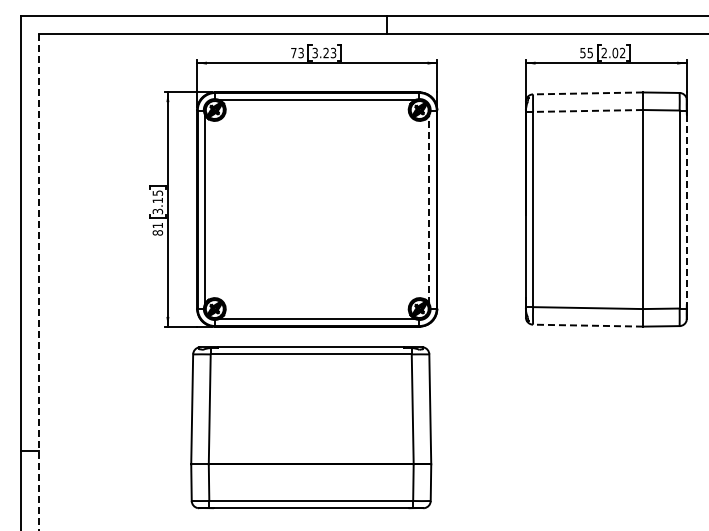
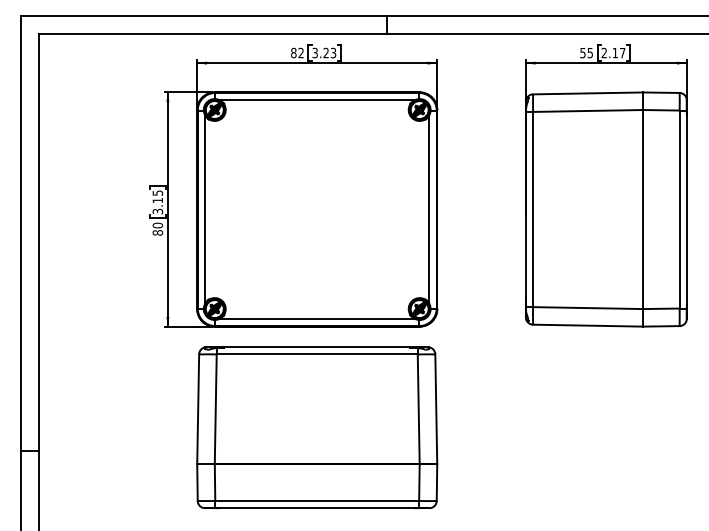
text: 73 -> 82 (297, 52)
text: 2.02 -> 2.17 (618, 52)
line: dashed -> solid (588, 93)
line: dashed -> solid (588, 110)
line: dashed -> solid (429, 209)
line: dashed -> solid (686, 210)
text: 81 -> 80 (157, 225)
line: dashed -> solid (38, 282)
line: dashed -> solid (588, 325)
part position: (311, 427) -> (317, 427) (317, 427)
